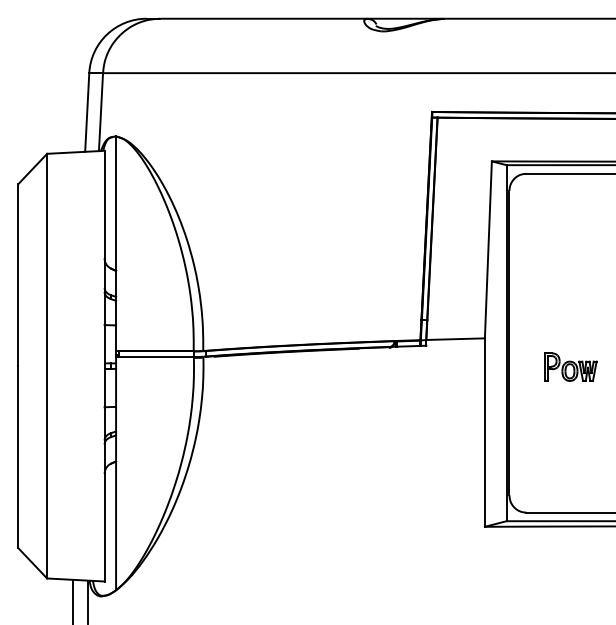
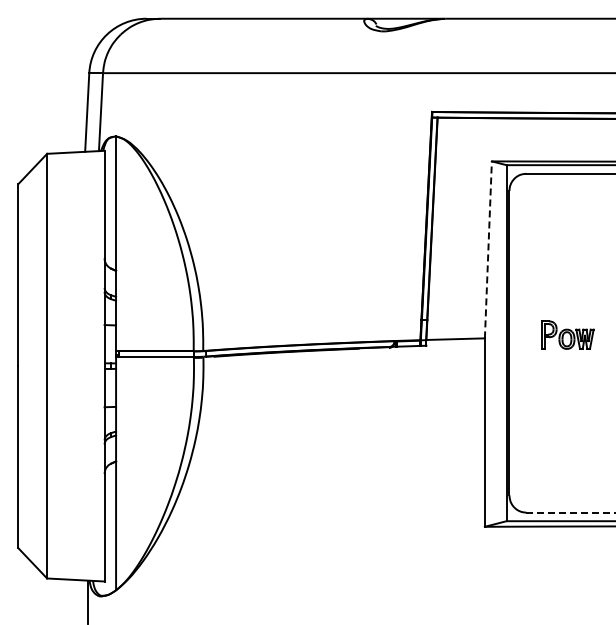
line: solid -> dashed (488, 249)
part position: (570, 366) -> (567, 334) (567, 334)
line: solid -> dashed (571, 512)
line: present -> none (73, 600)
